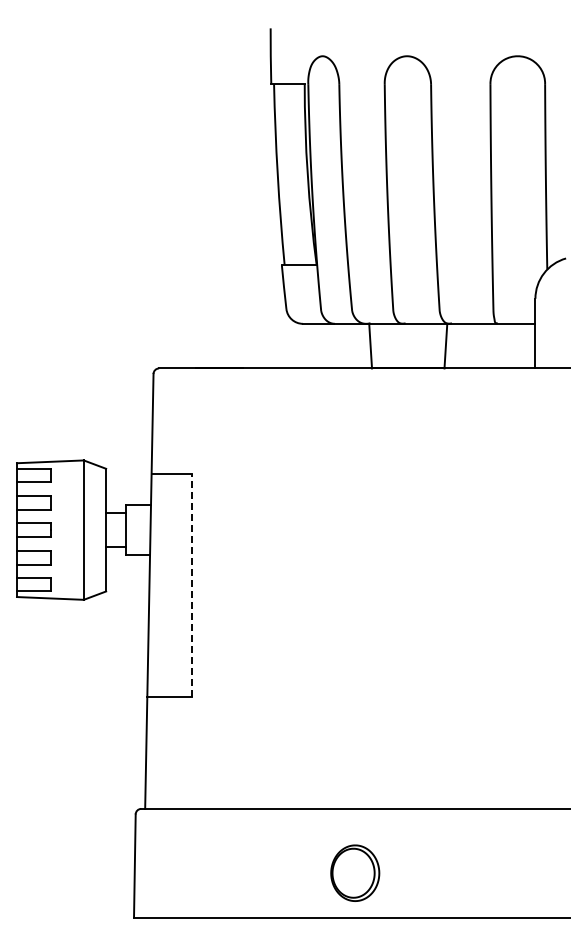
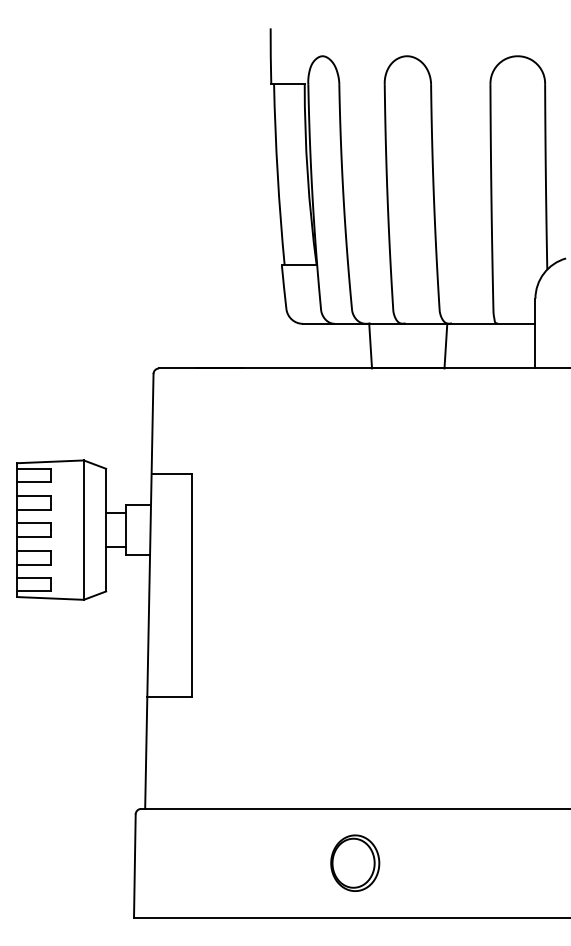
line: dashed -> solid (191, 585)
part position: (355, 872) -> (355, 862) (355, 862)
